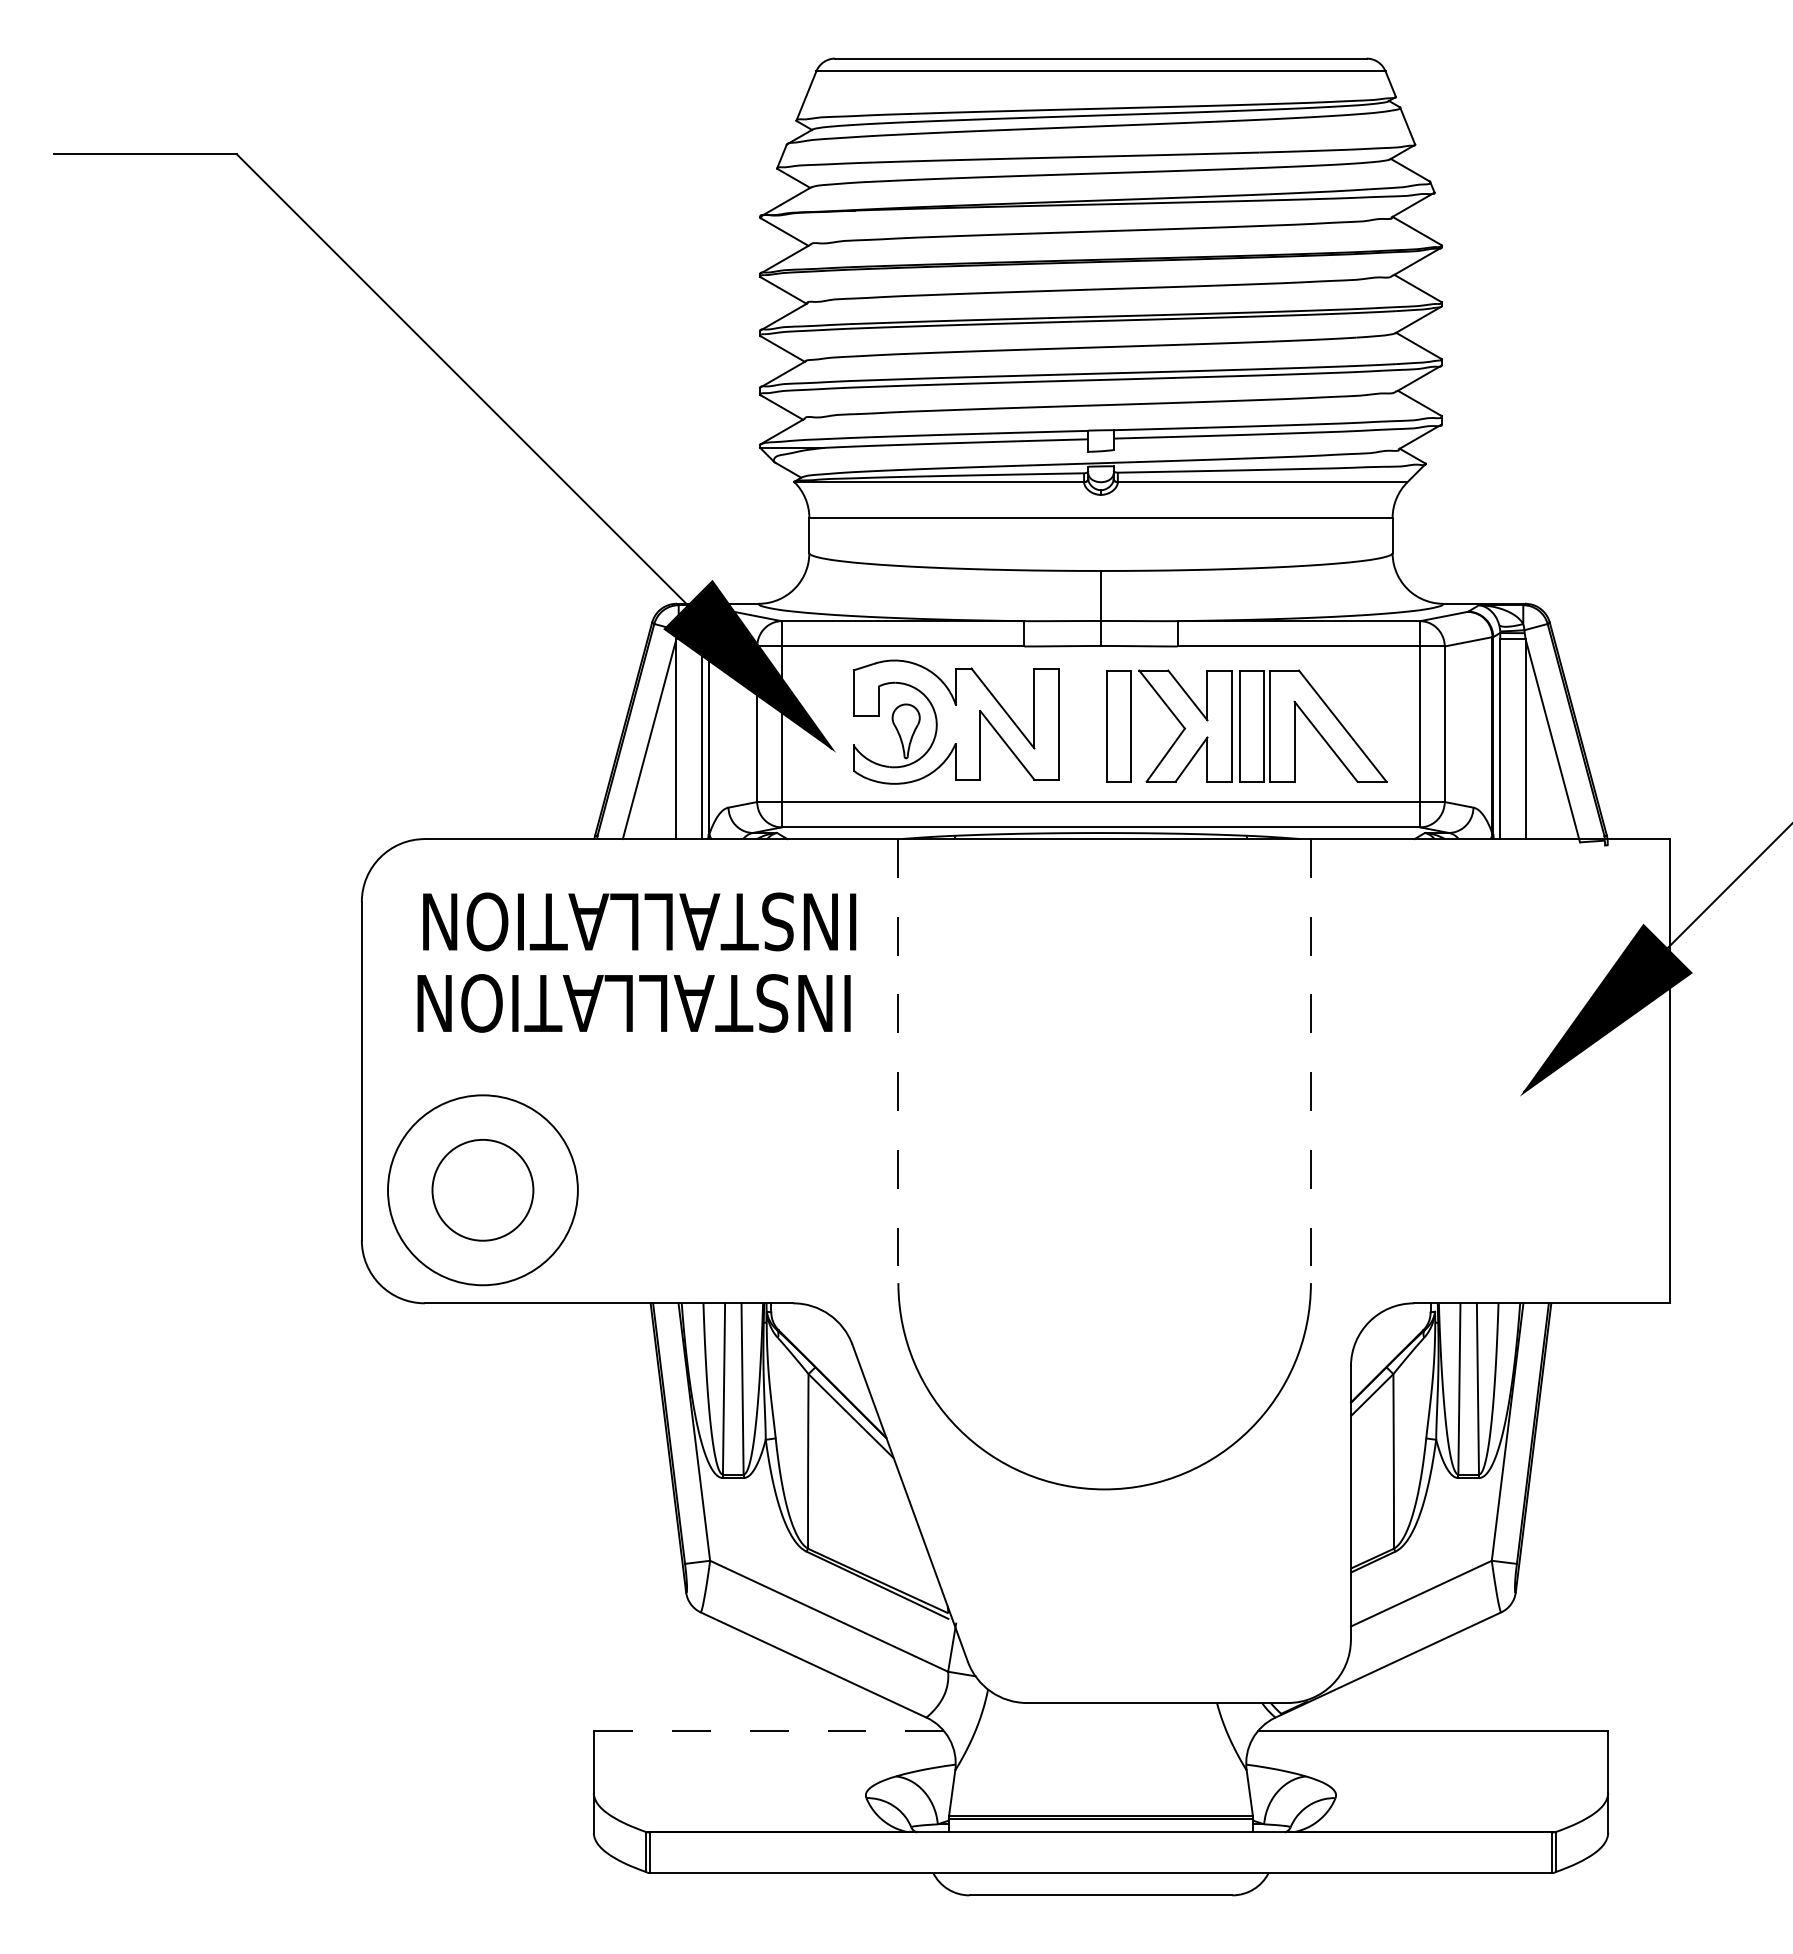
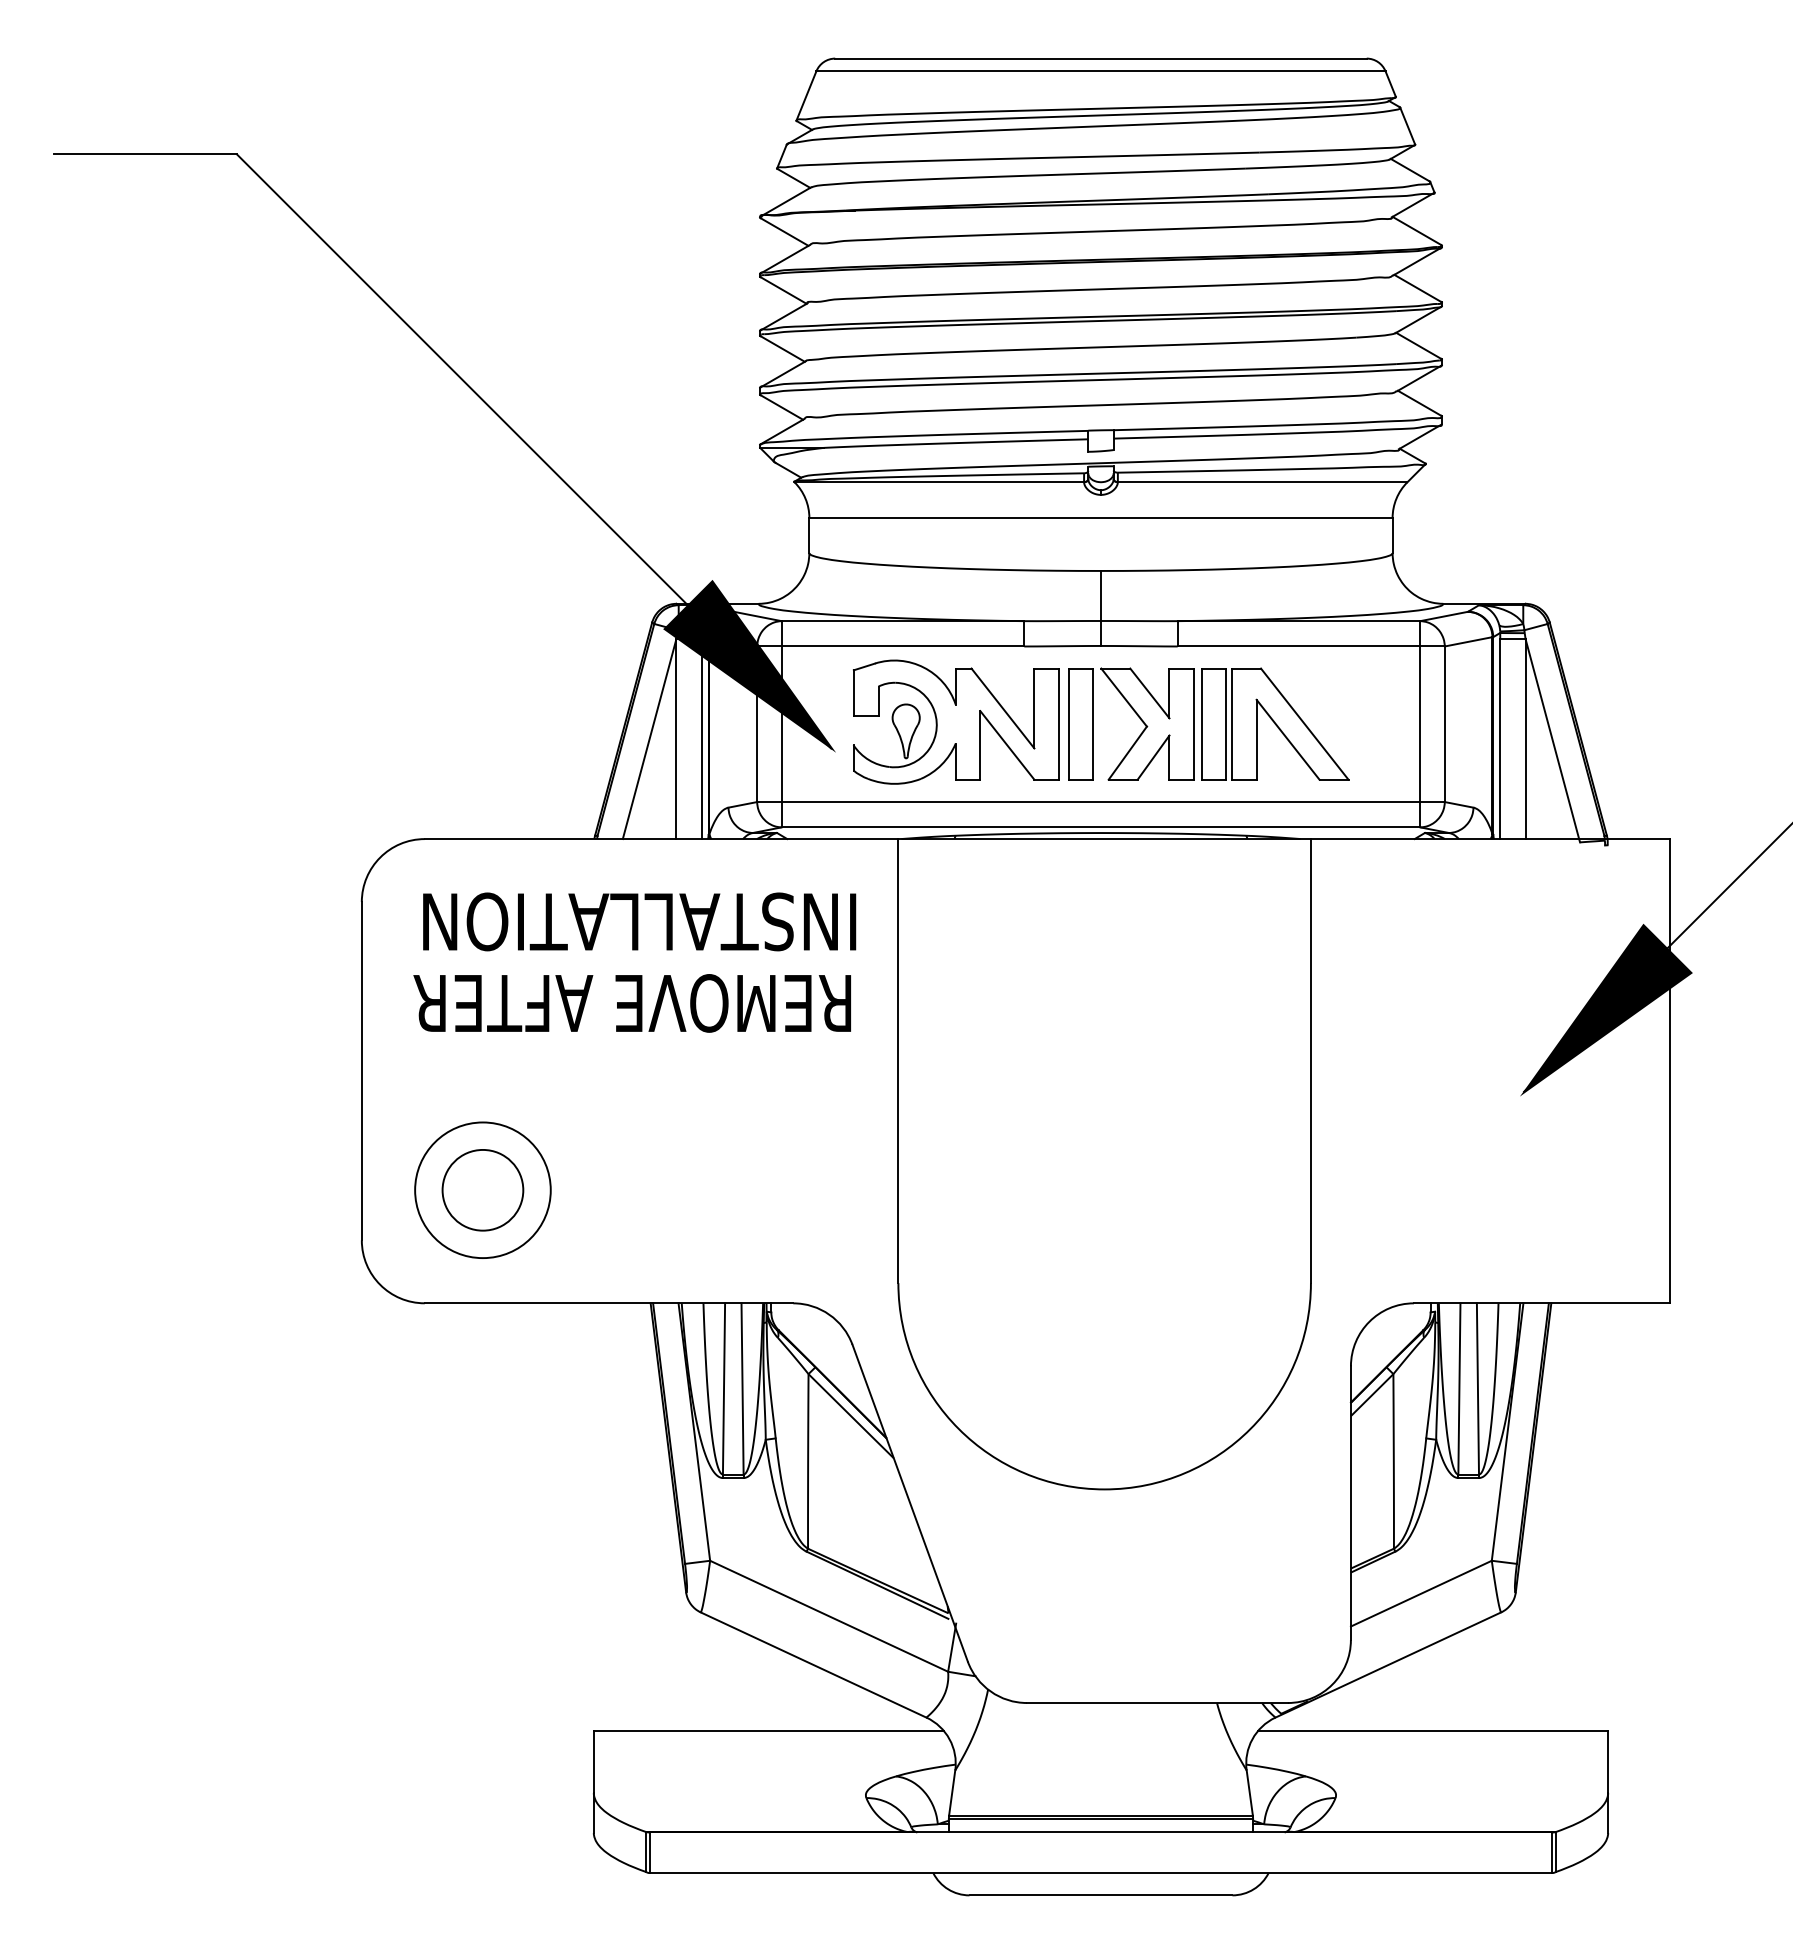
part position: (1246, 725) -> (1208, 723) (1208, 723)
text: INSTALLATION -> REMOVE AFTER (632, 1003)
line: dashed -> solid (898, 1061)
line: dashed -> solid (1310, 1061)
circle diameter: 101 px -> 81 px (482, 1189)
circle diameter: 190 px -> 136 px (482, 1190)
line: dashed -> solid (768, 1731)
